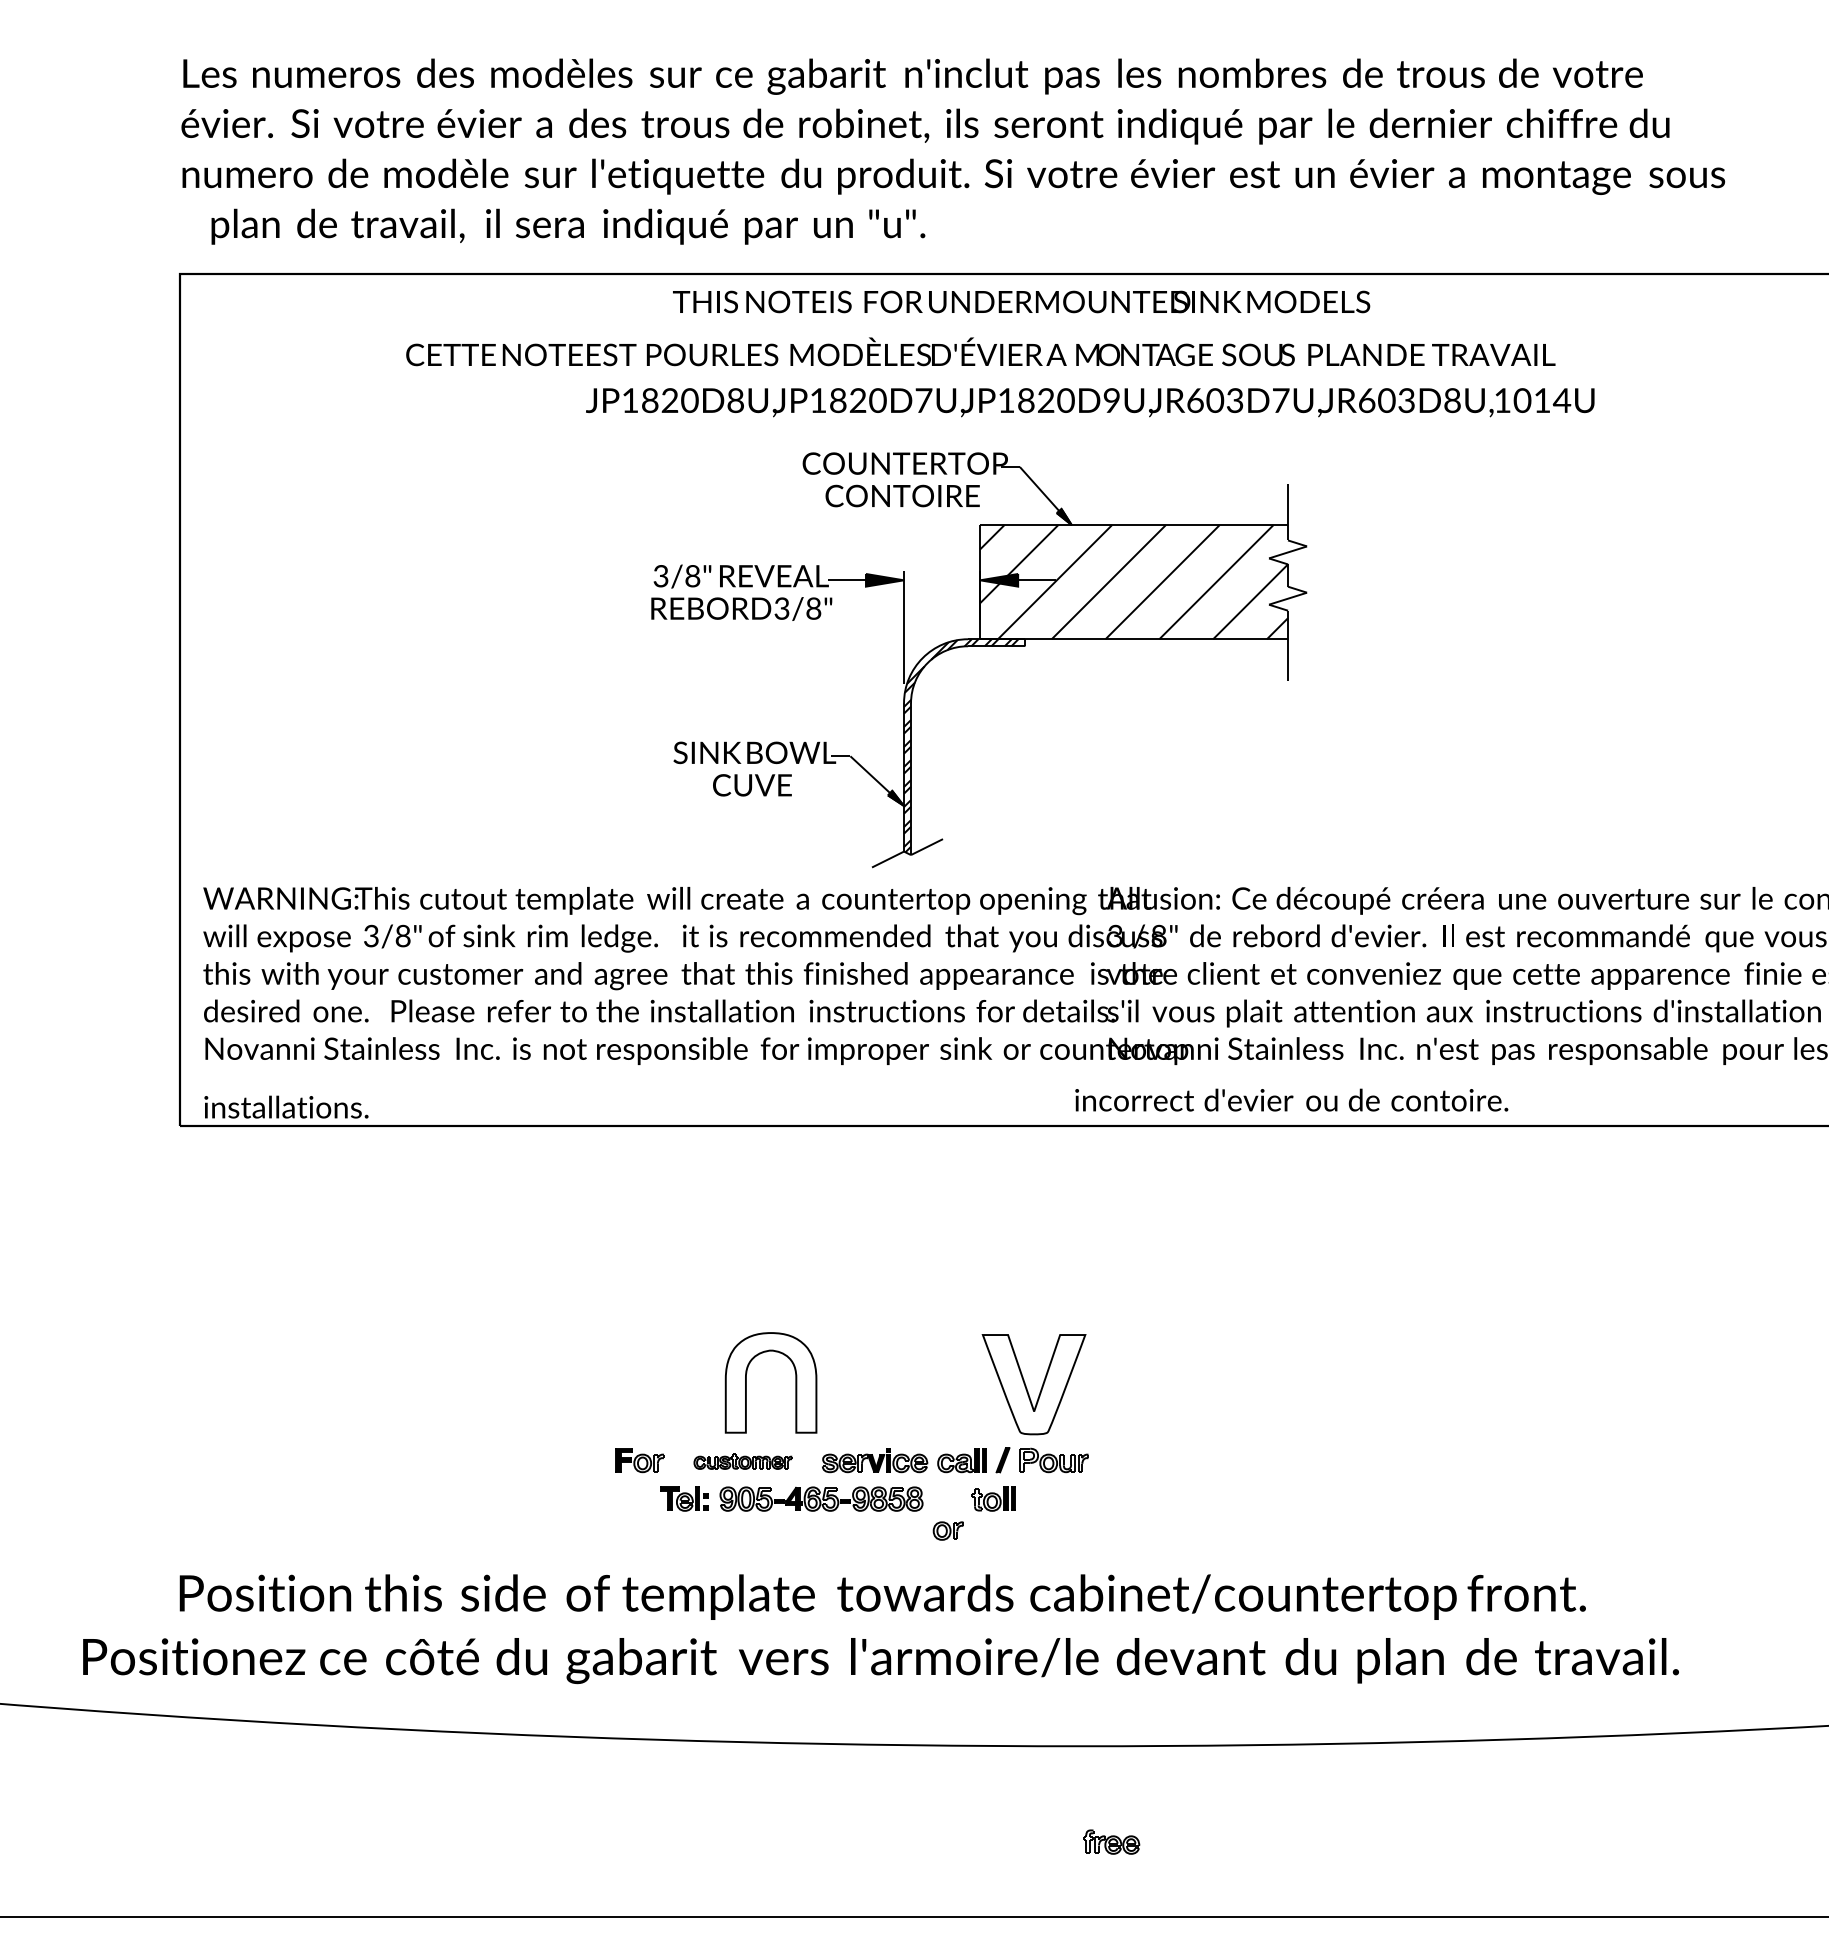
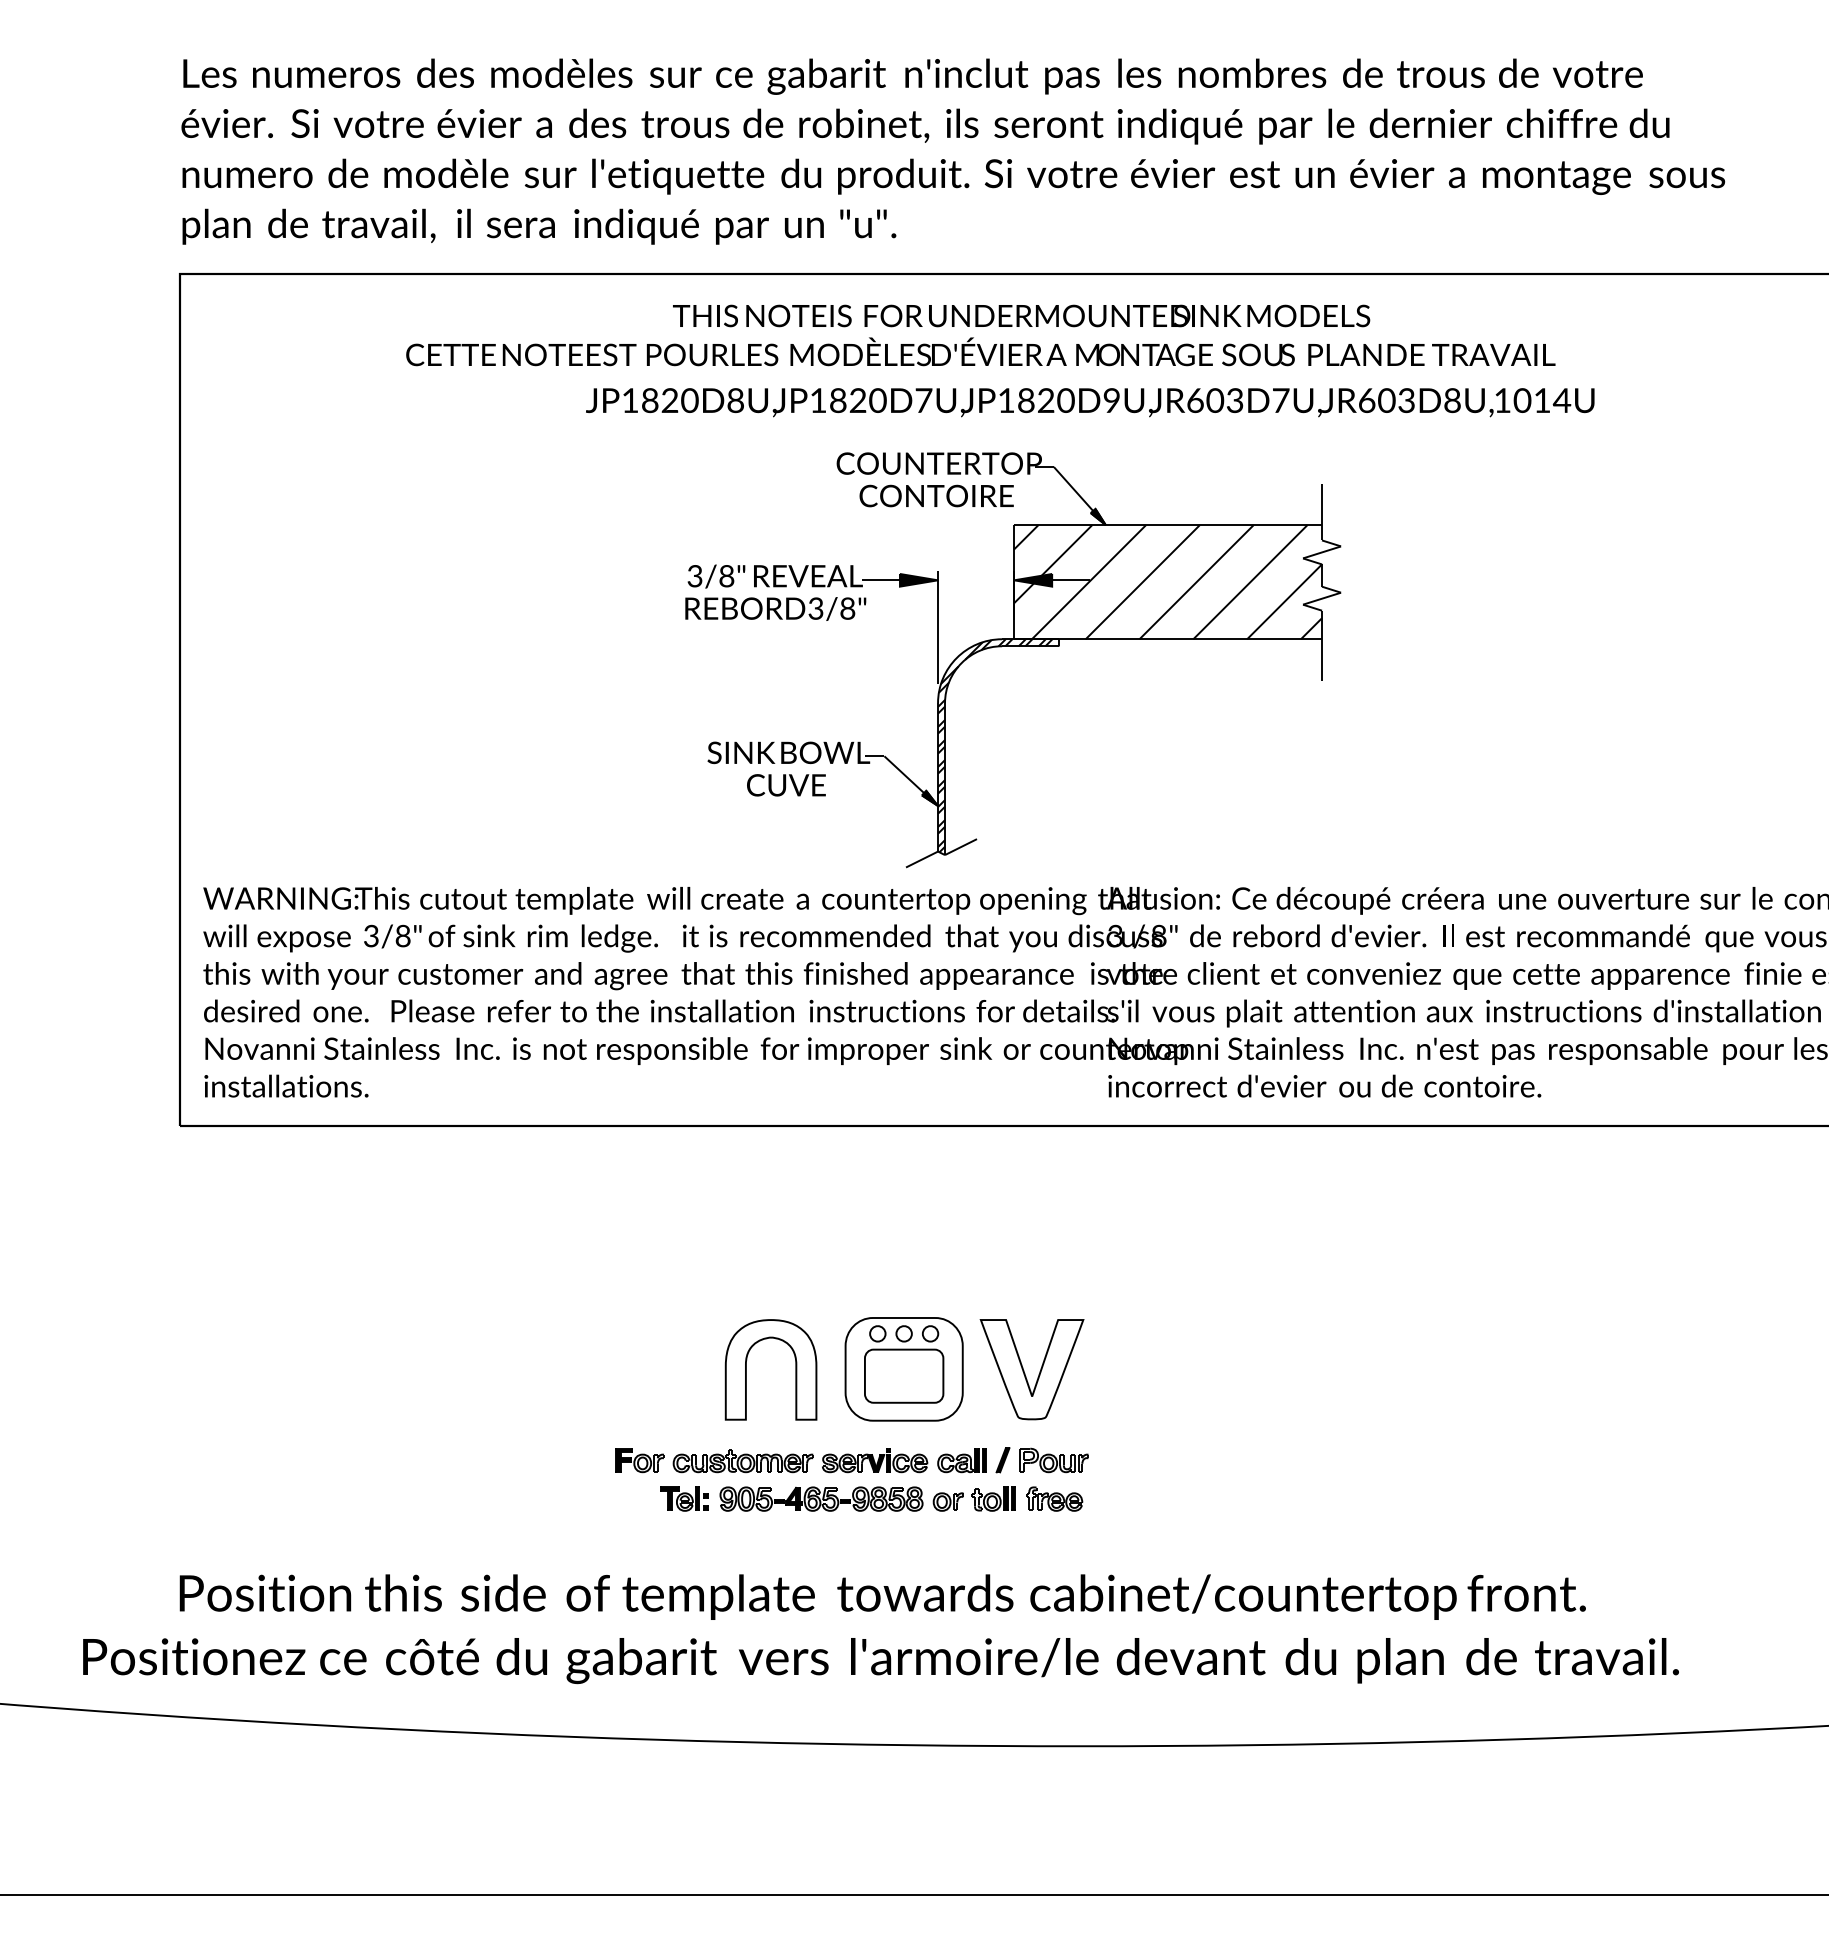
text position: (568, 226) -> (539, 226) (539, 226)
text position: (1021, 301) -> (1021, 315) (1021, 315)
part position: (979, 646) -> (1013, 646) (1013, 646)
text position: (1291, 1099) -> (1324, 1085) (1324, 1085)
text position: (286, 1106) -> (286, 1085) (286, 1085)
part: none -> present (903, 1369)
part position: (746, 1382) -> (746, 1369) (746, 1369)
part position: (1026, 1385) -> (1024, 1370) (1024, 1370)
part size: 100x17 px -> 142x25 px (742, 1461)
part position: (947, 1530) -> (947, 1501) (947, 1501)
part position: (1111, 1841) -> (1054, 1498) (1054, 1498)
line position: (913, 1917) -> (913, 1895) (913, 1895)
